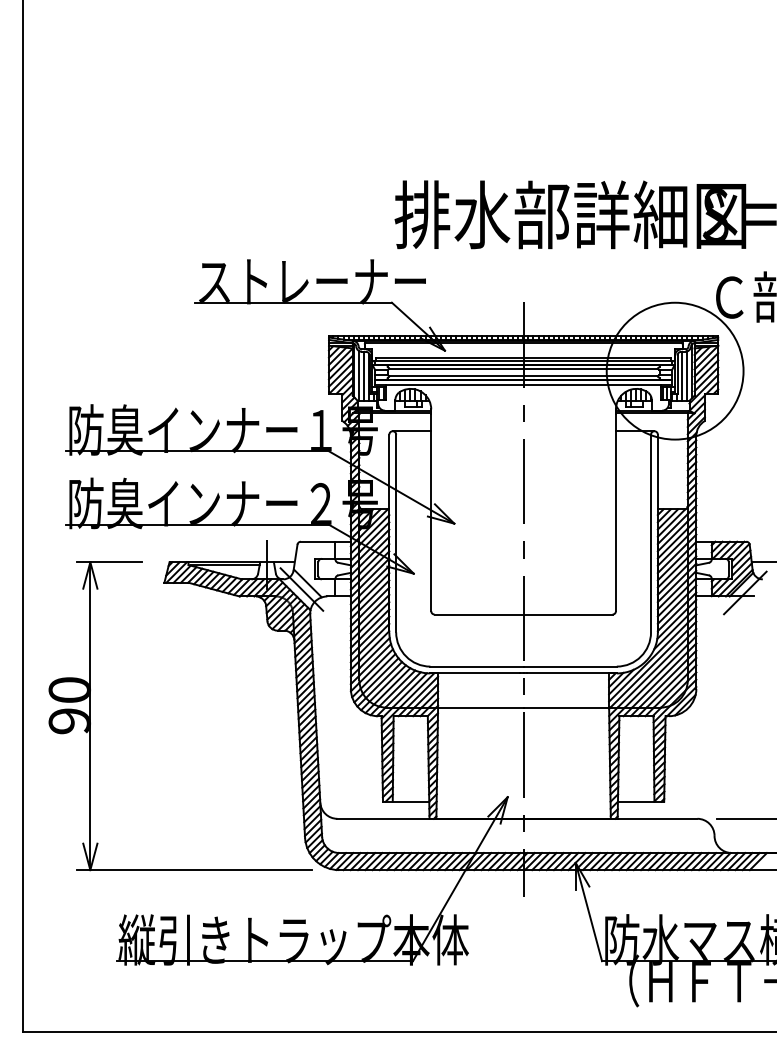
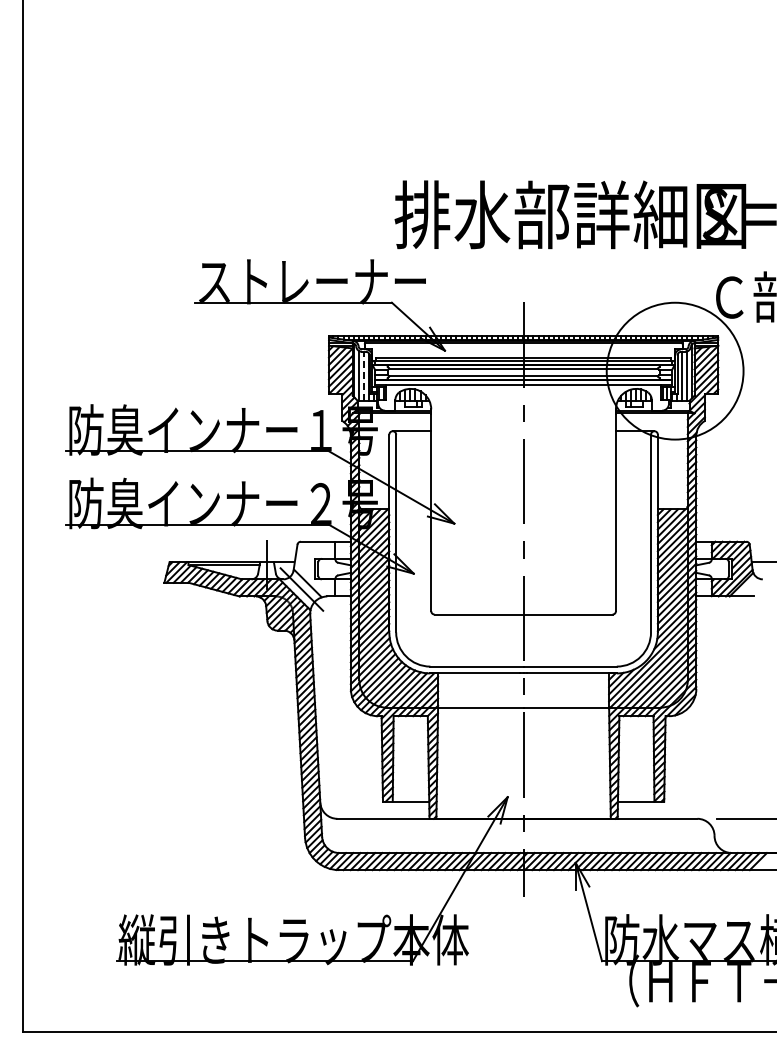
line: solid -> dashed (364, 375)
line: present -> none (745, 592)
part: present -> none (90, 716)
